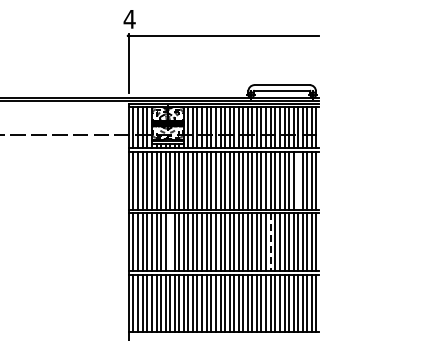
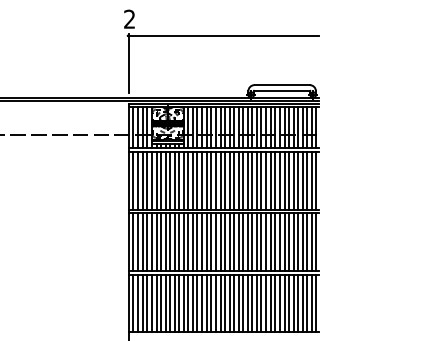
text: 4 -> 2 (129, 18)
line: none -> present (298, 180)
line: none -> present (170, 242)
line: dashed -> solid (270, 242)
